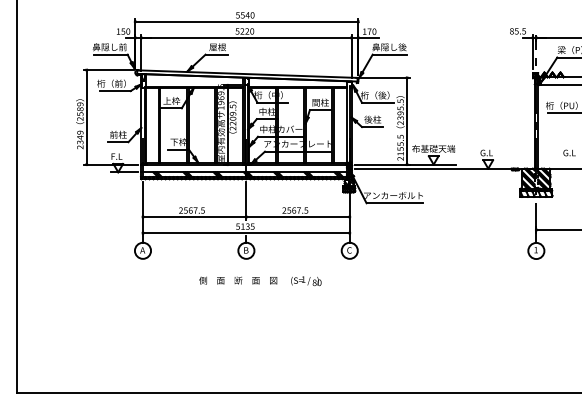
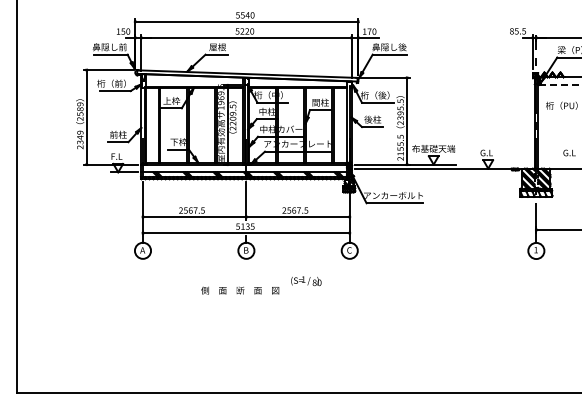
line: solid -> dashed (560, 84)
line: present -> none (562, 113)
text position: (238, 280) -> (240, 290) (240, 290)
